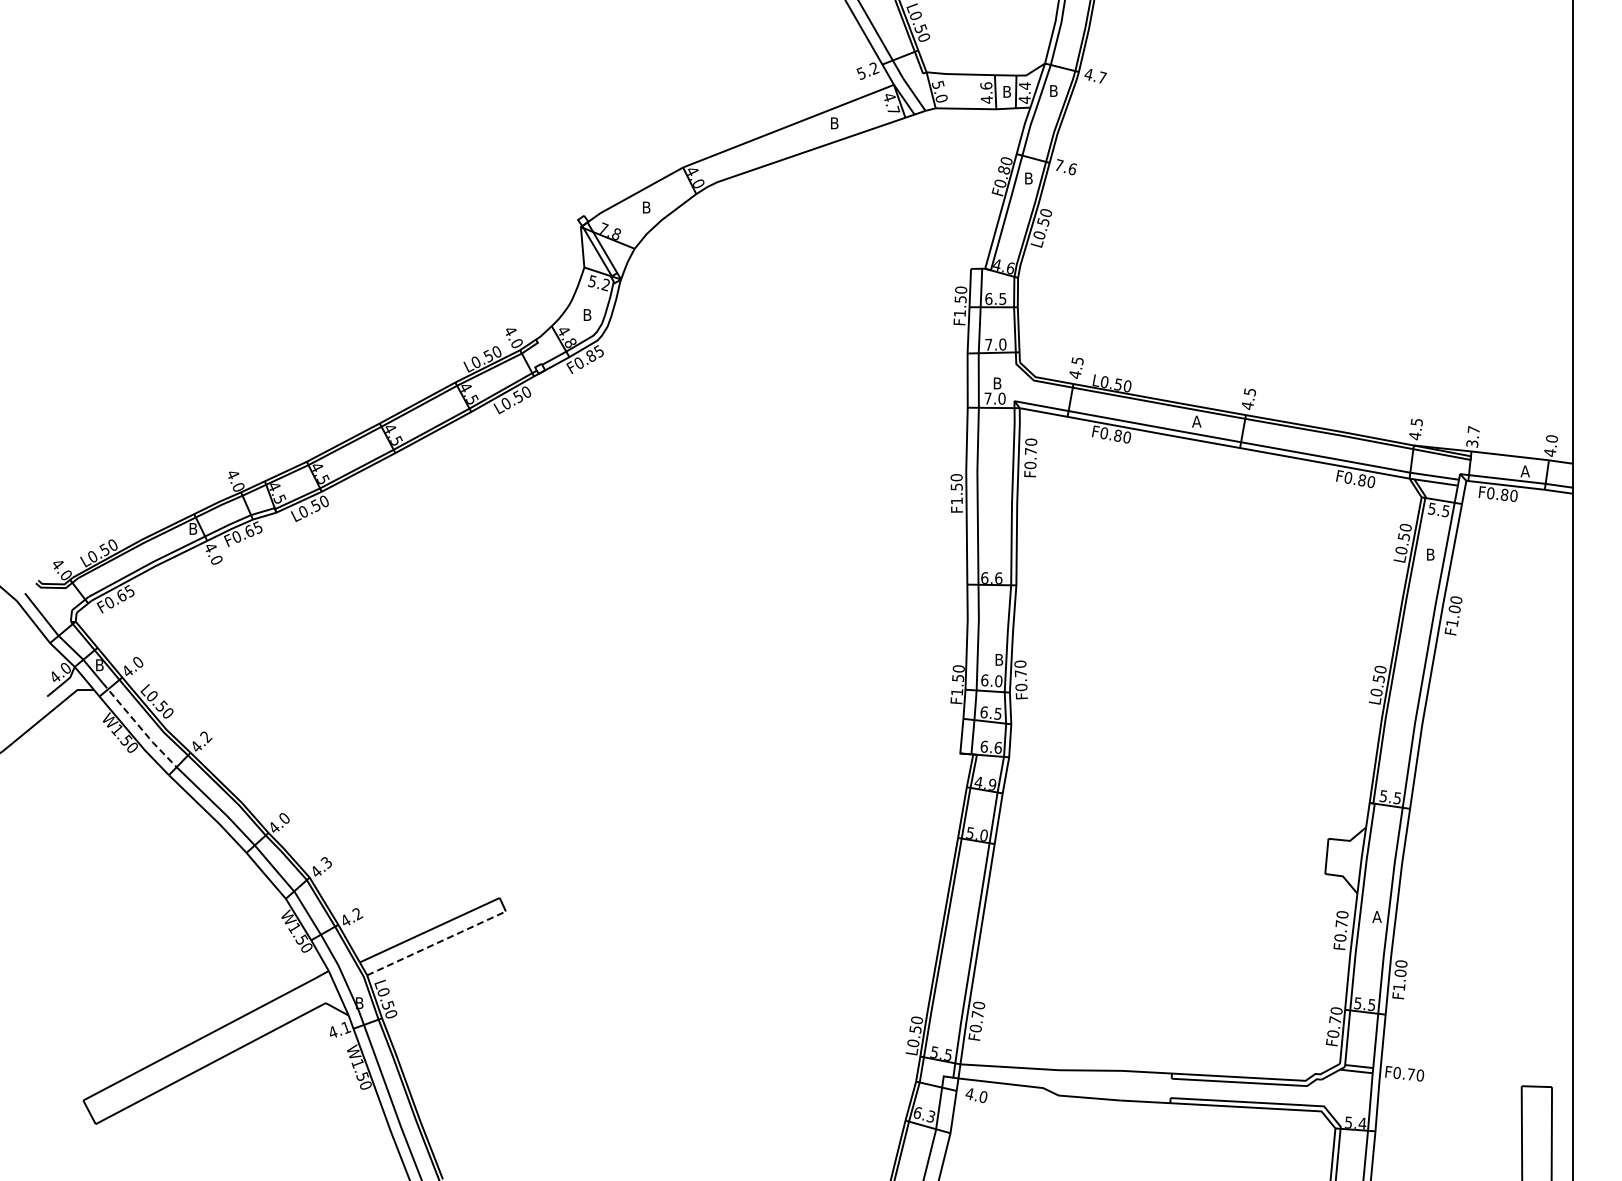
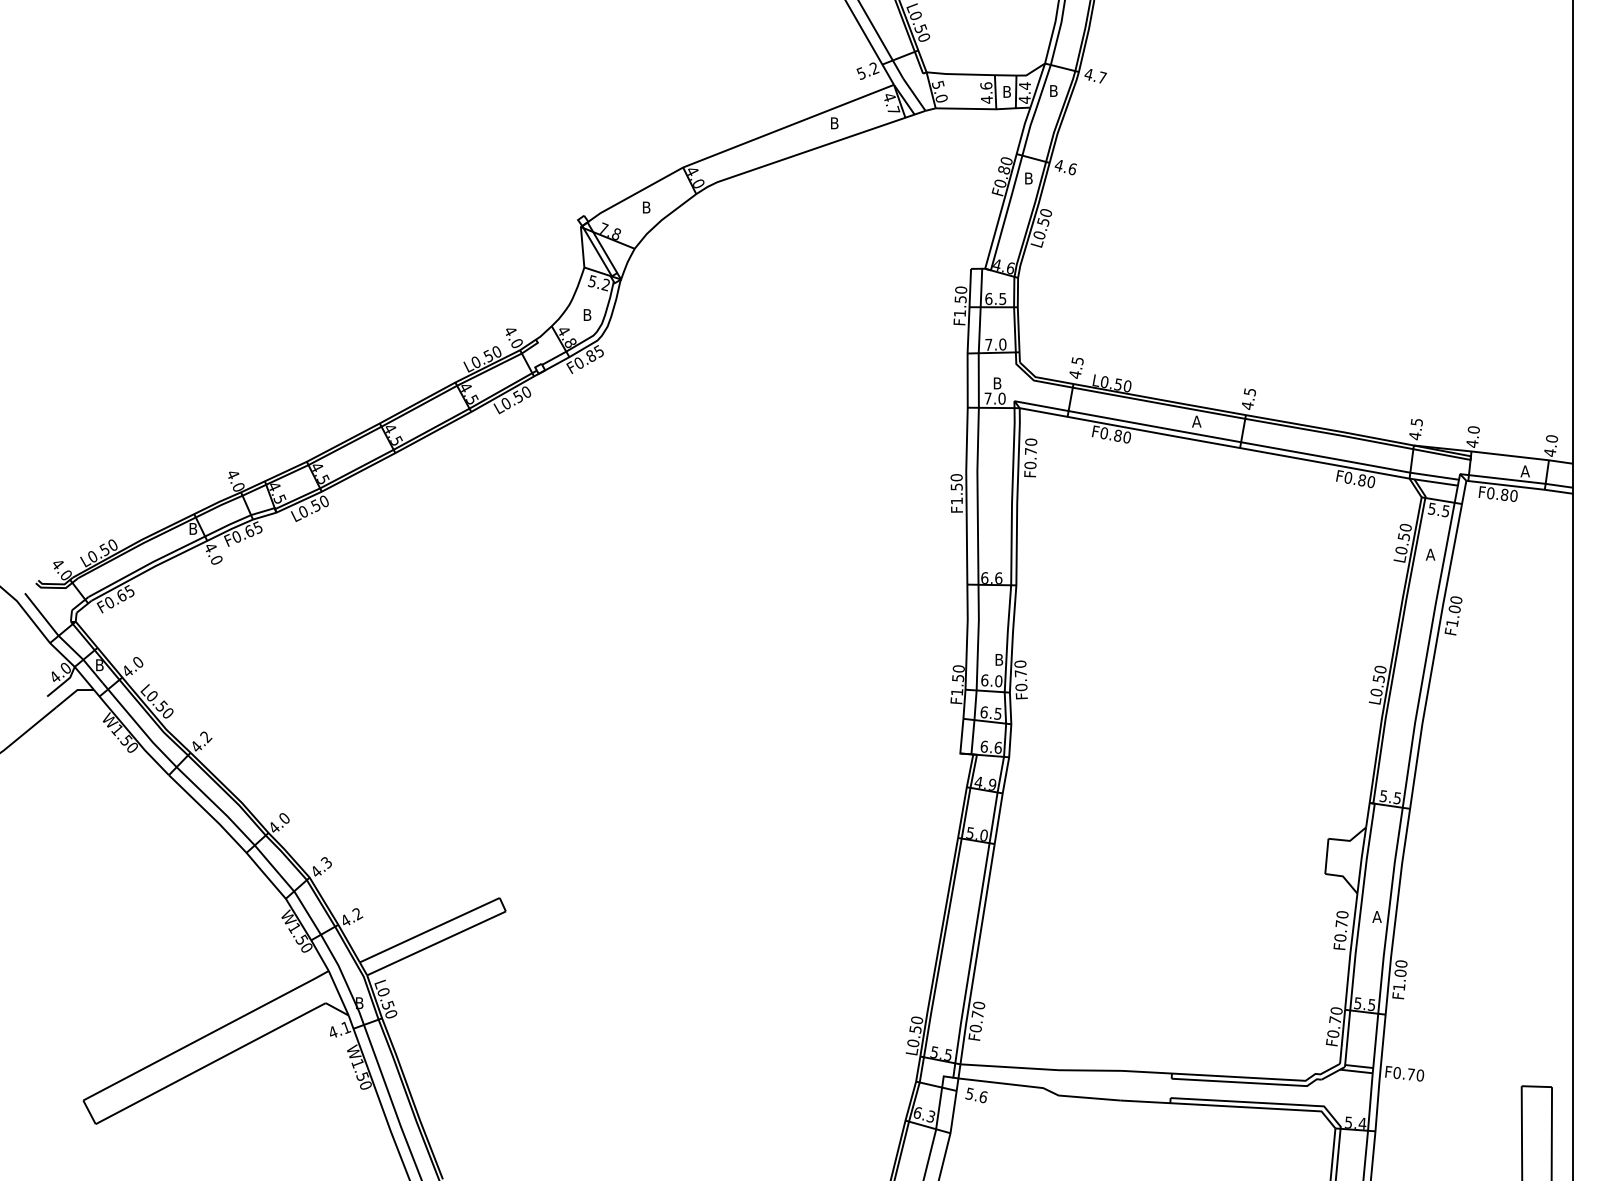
text: 7.6 -> 4.6 (1058, 165)
text: 3.7 -> 4.0 (1472, 436)
text: B -> A (1430, 554)
line: dashed -> solid (139, 726)
line: dashed -> solid (437, 943)
text: 4.0 -> 5.6 (976, 1095)
